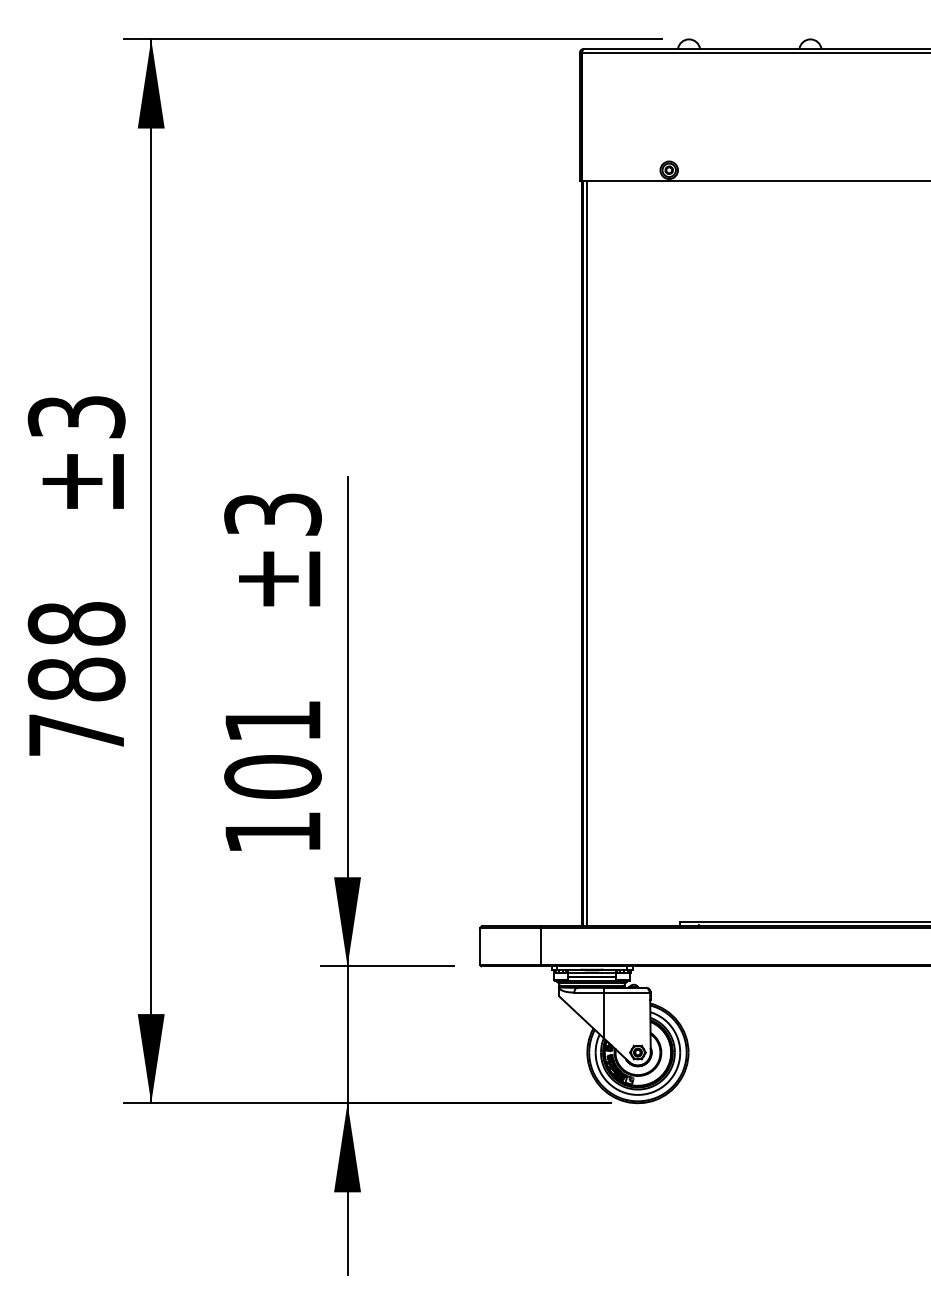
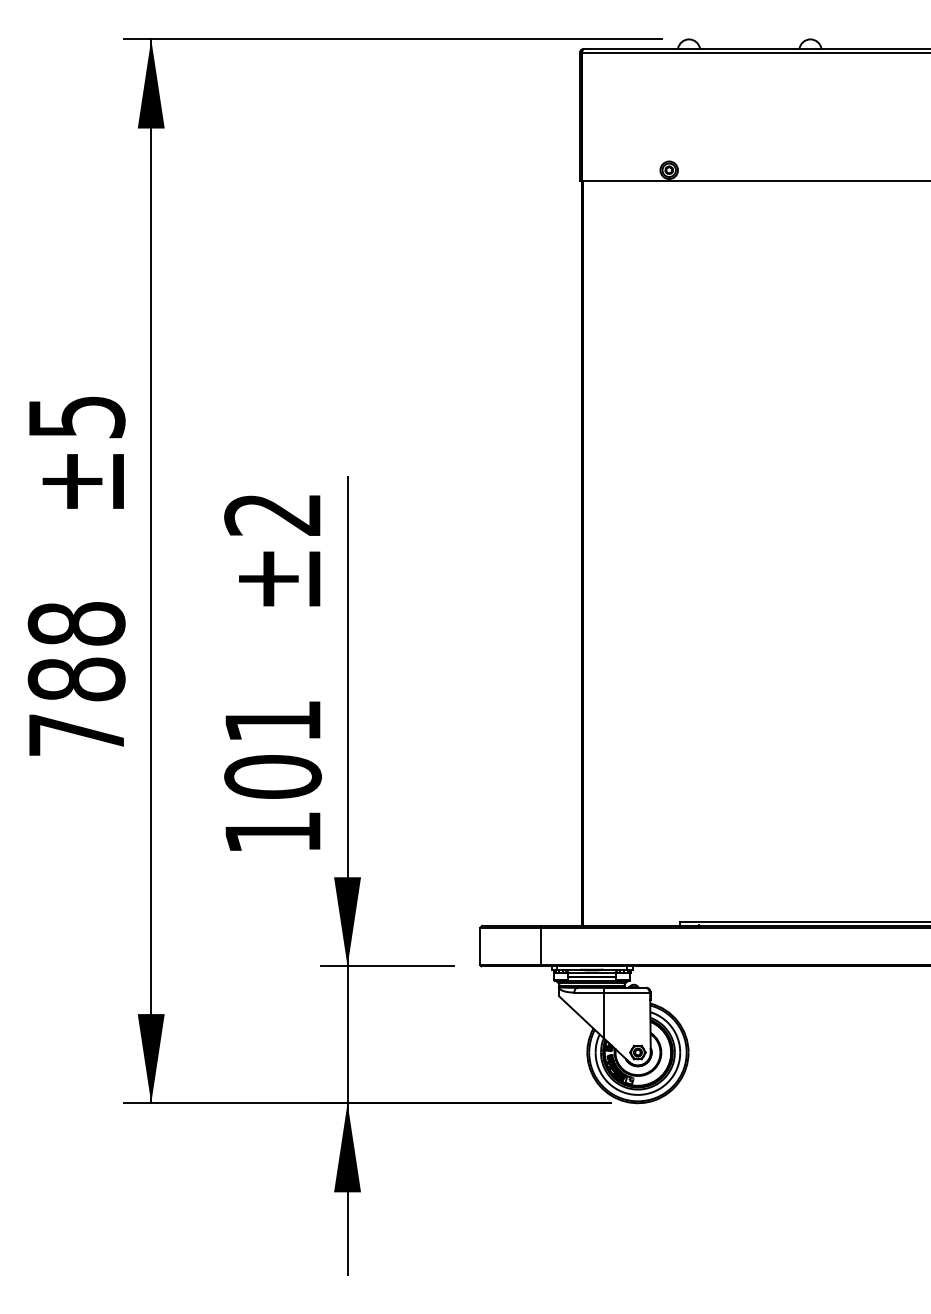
text: ±3 -> ±5 (76, 416)
text: ±3 -> ±2 (272, 514)
line: present -> none (586, 553)
